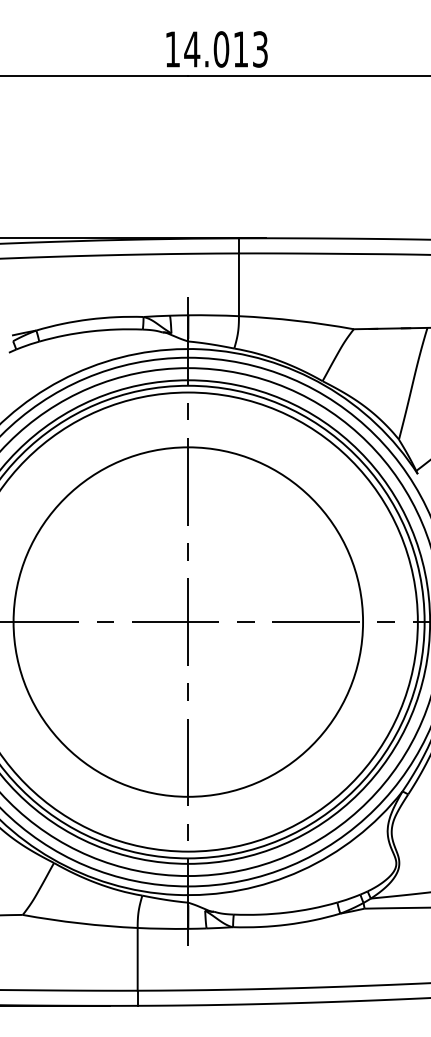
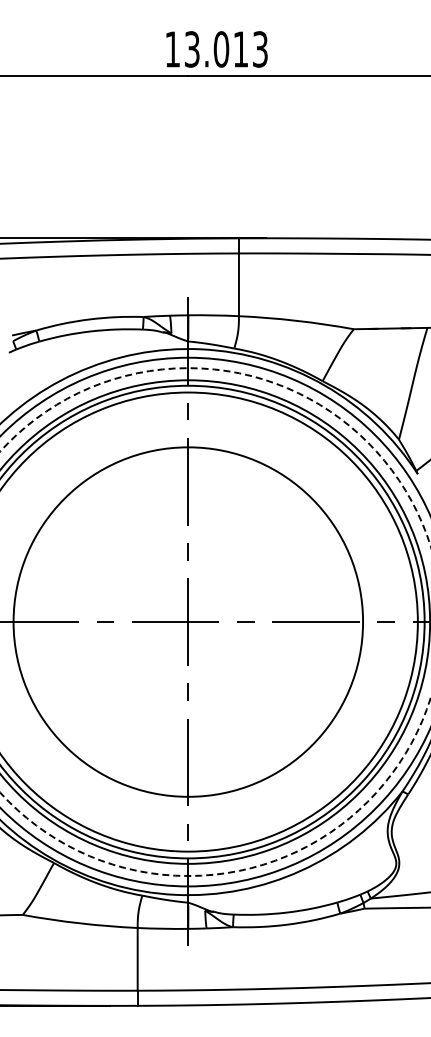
text: 14.013 -> 13.013 (192, 49)
circle: solid -> dashed (215, 622)
